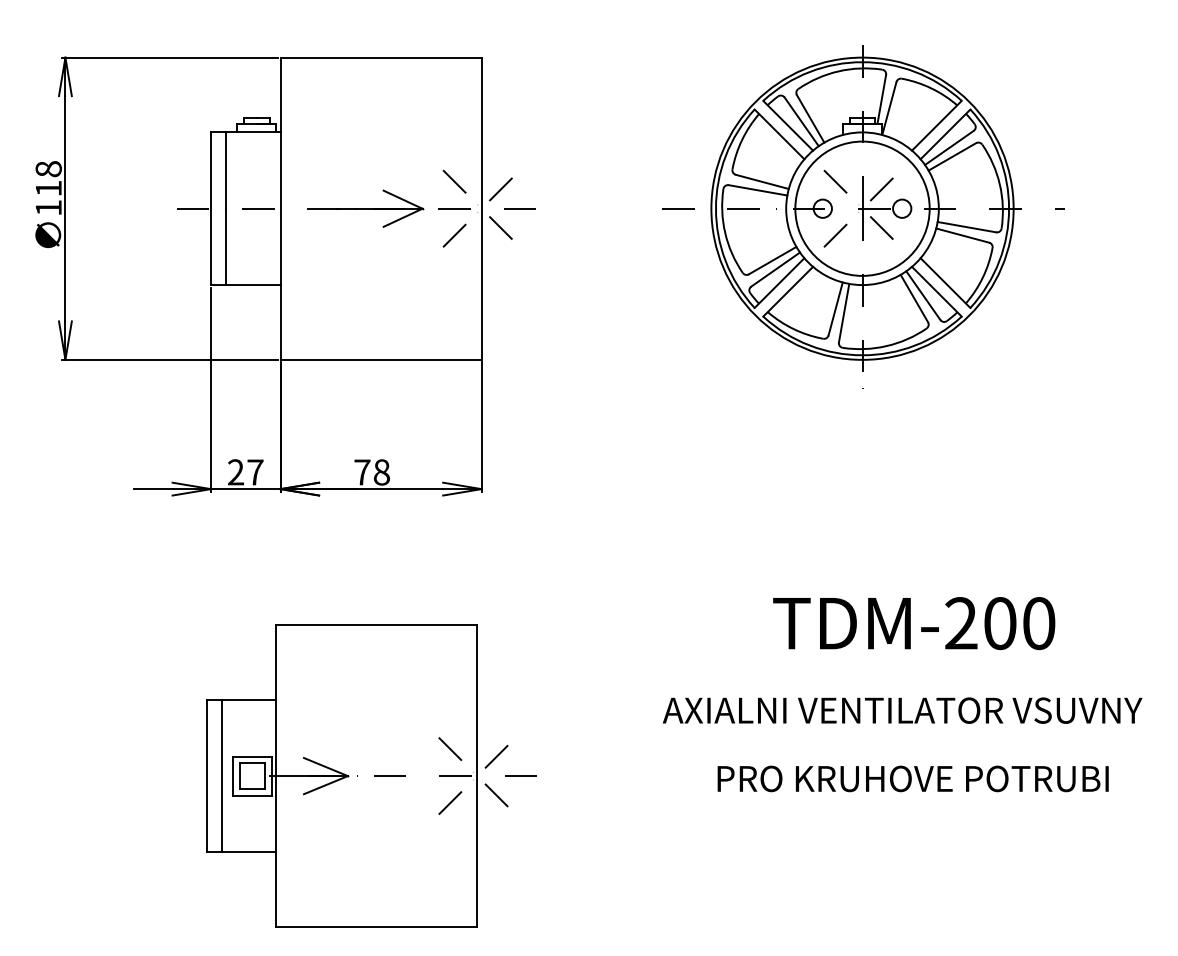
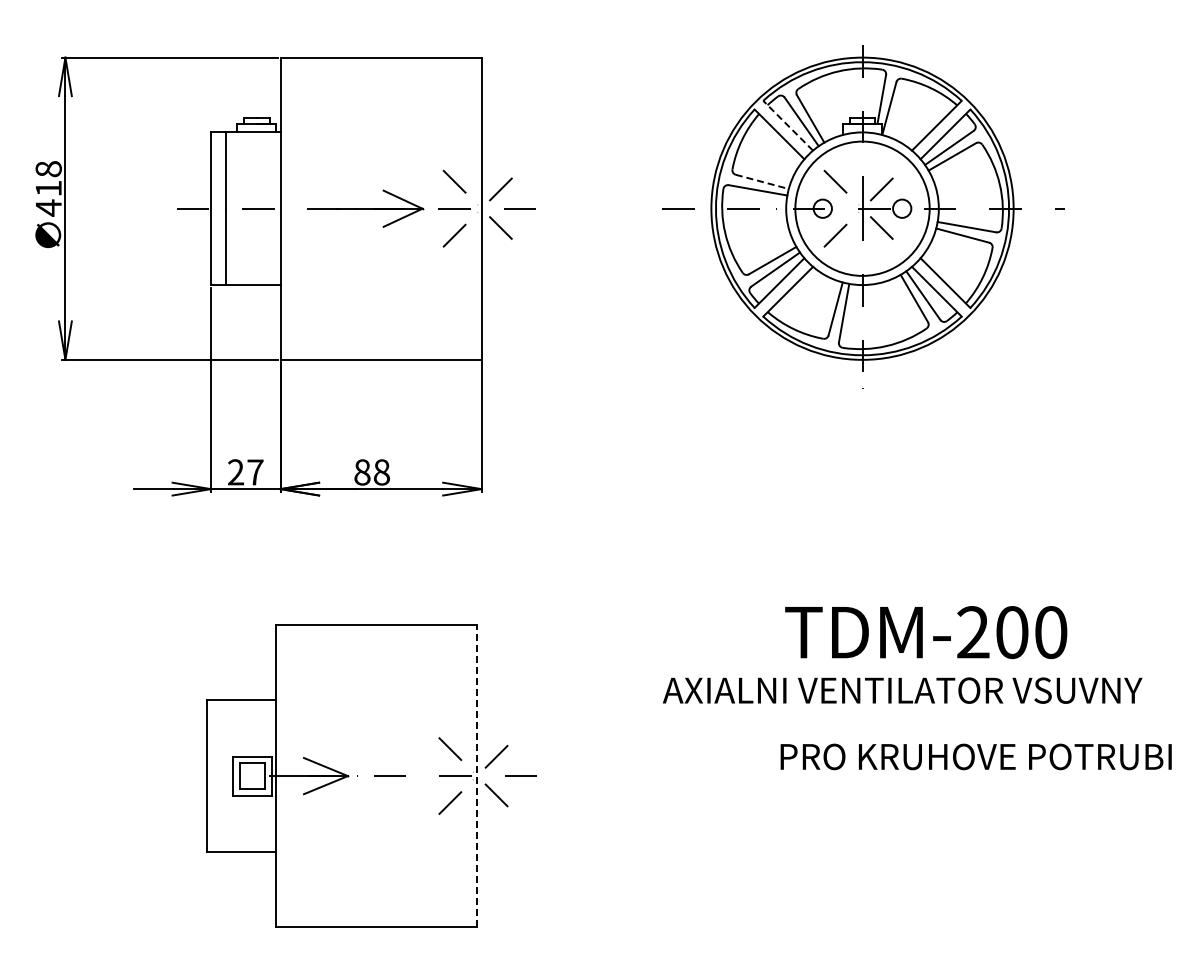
line: solid -> dashed (787, 125)
line: solid -> dashed (762, 182)
text: 118 -> 418 (48, 207)
text: 78 -> 88 (362, 472)
text position: (914, 623) -> (926, 632) (926, 632)
text position: (902, 710) -> (902, 690) (902, 690)
line: present -> none (221, 775)
line: solid -> dashed (477, 775)
text position: (912, 778) -> (975, 756) (975, 756)
